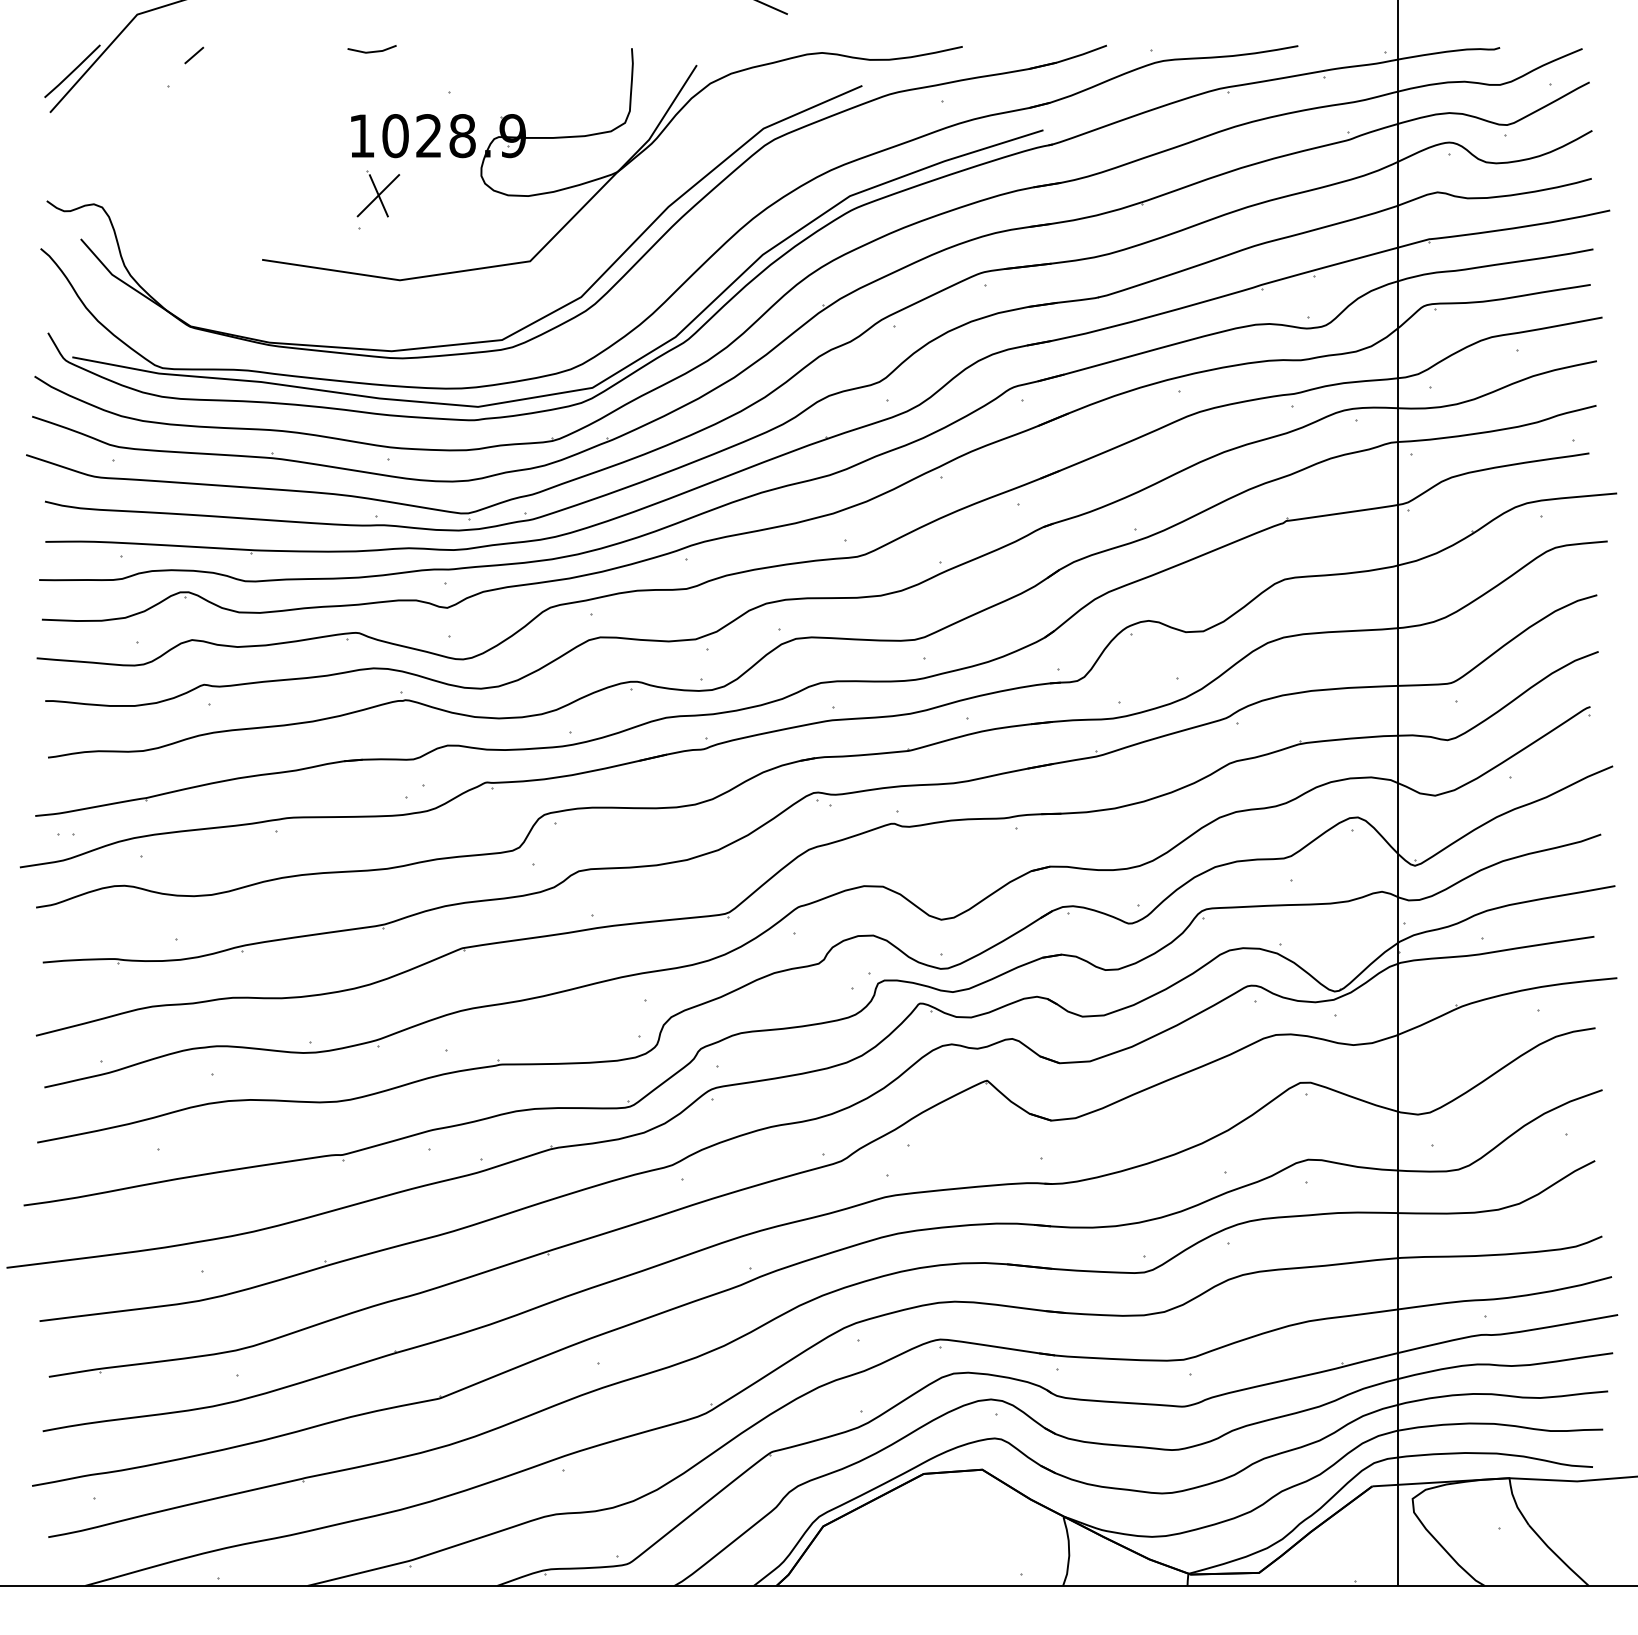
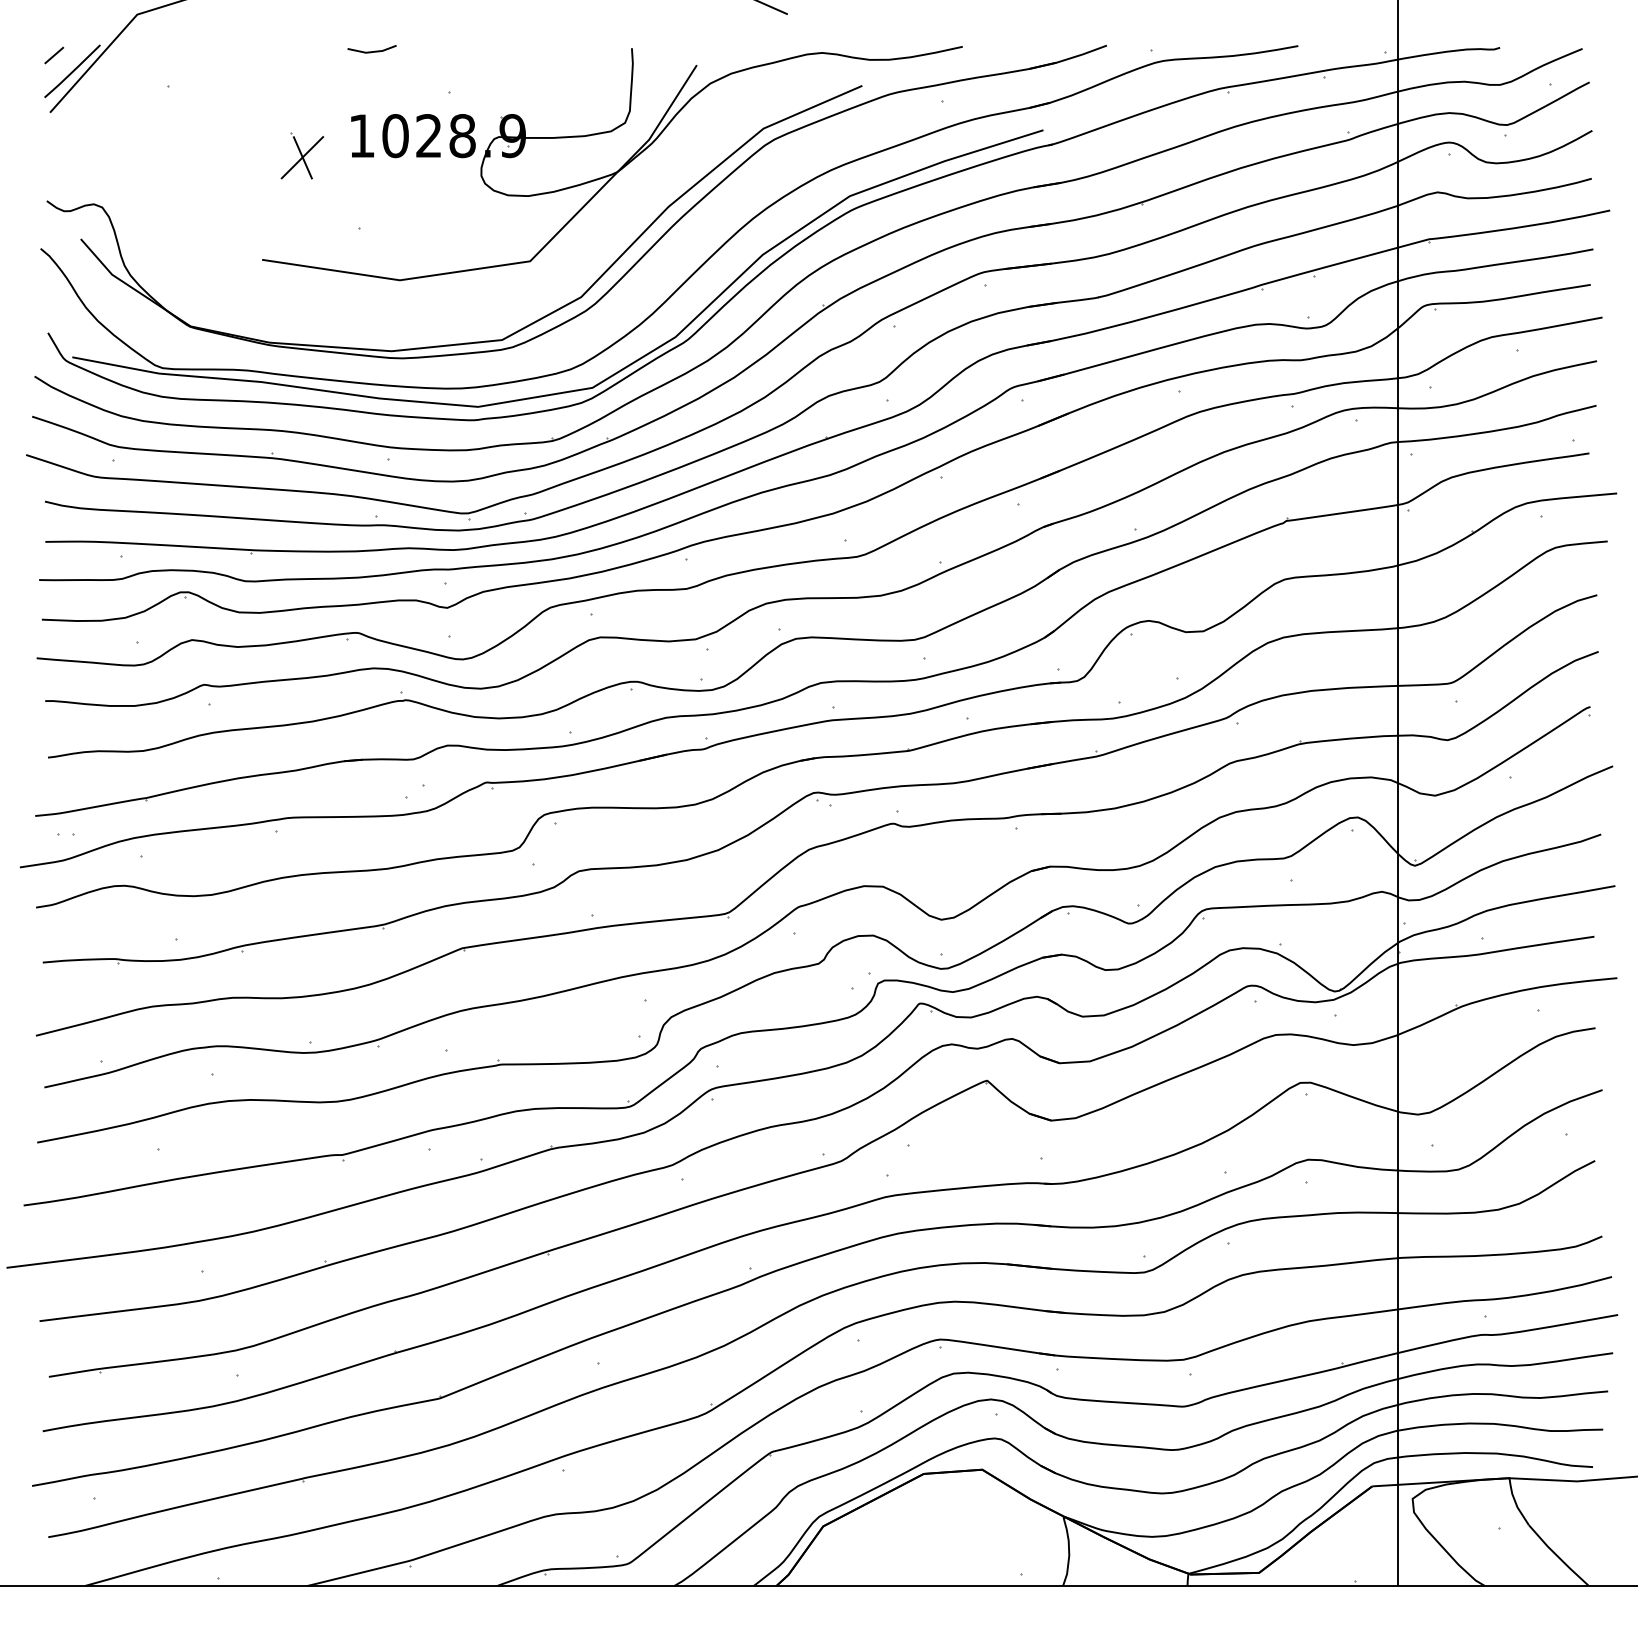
line position: (194, 55) -> (54, 55) (54, 55)
part position: (378, 193) -> (302, 155) (302, 155)
